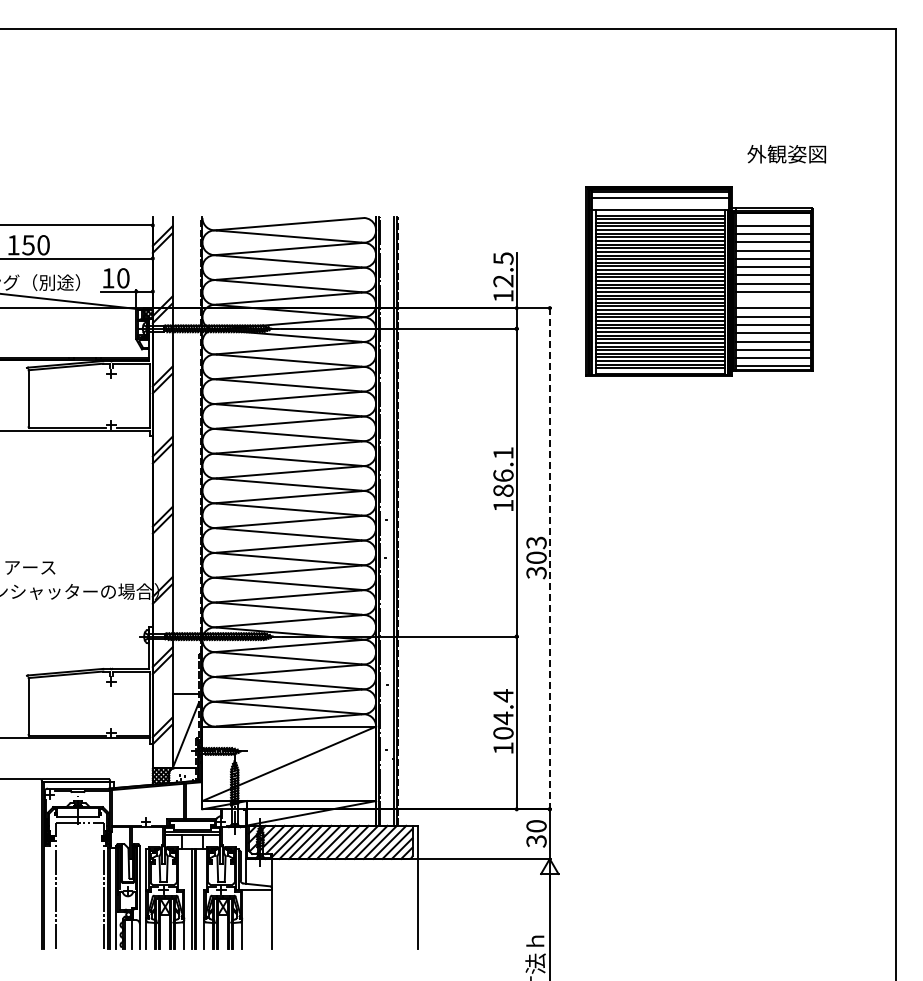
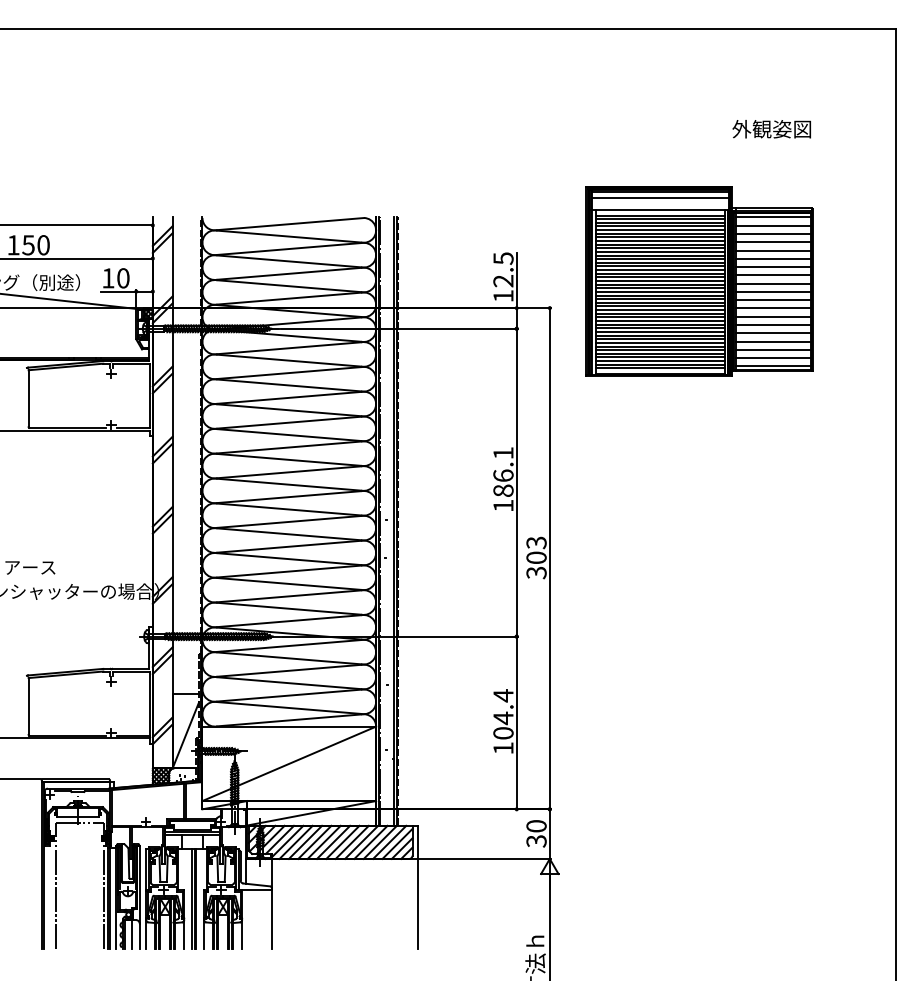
text position: (786, 154) -> (771, 129) (771, 129)
line: none -> present (772, 217)
line: none -> present (772, 300)
line: dashed -> solid (549, 558)
